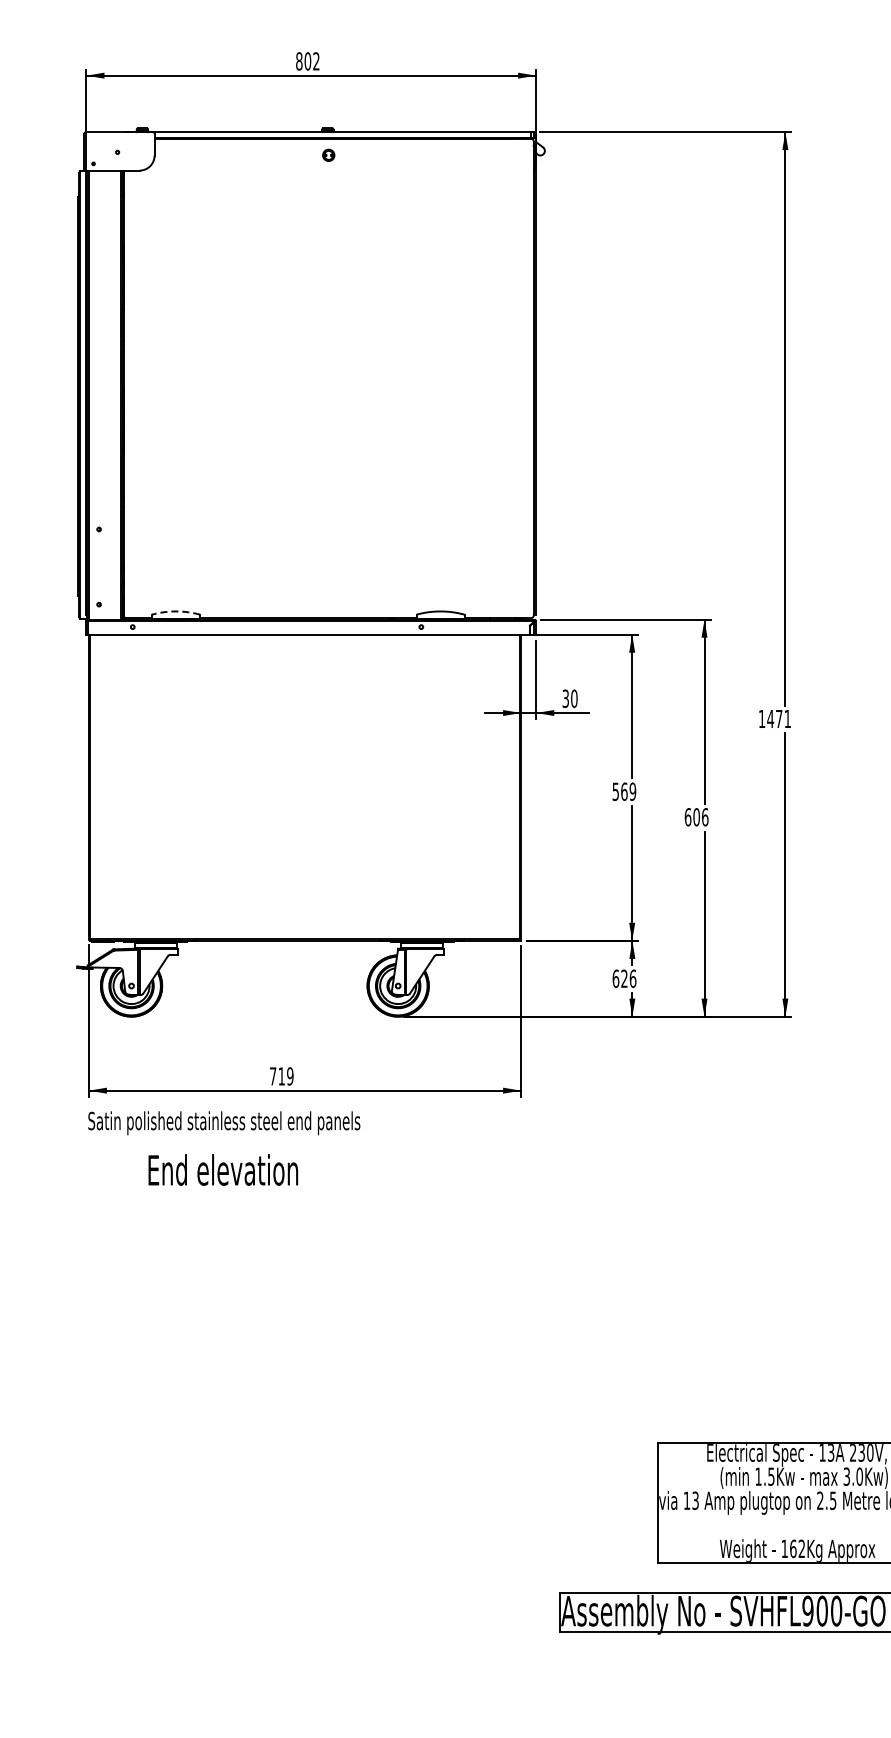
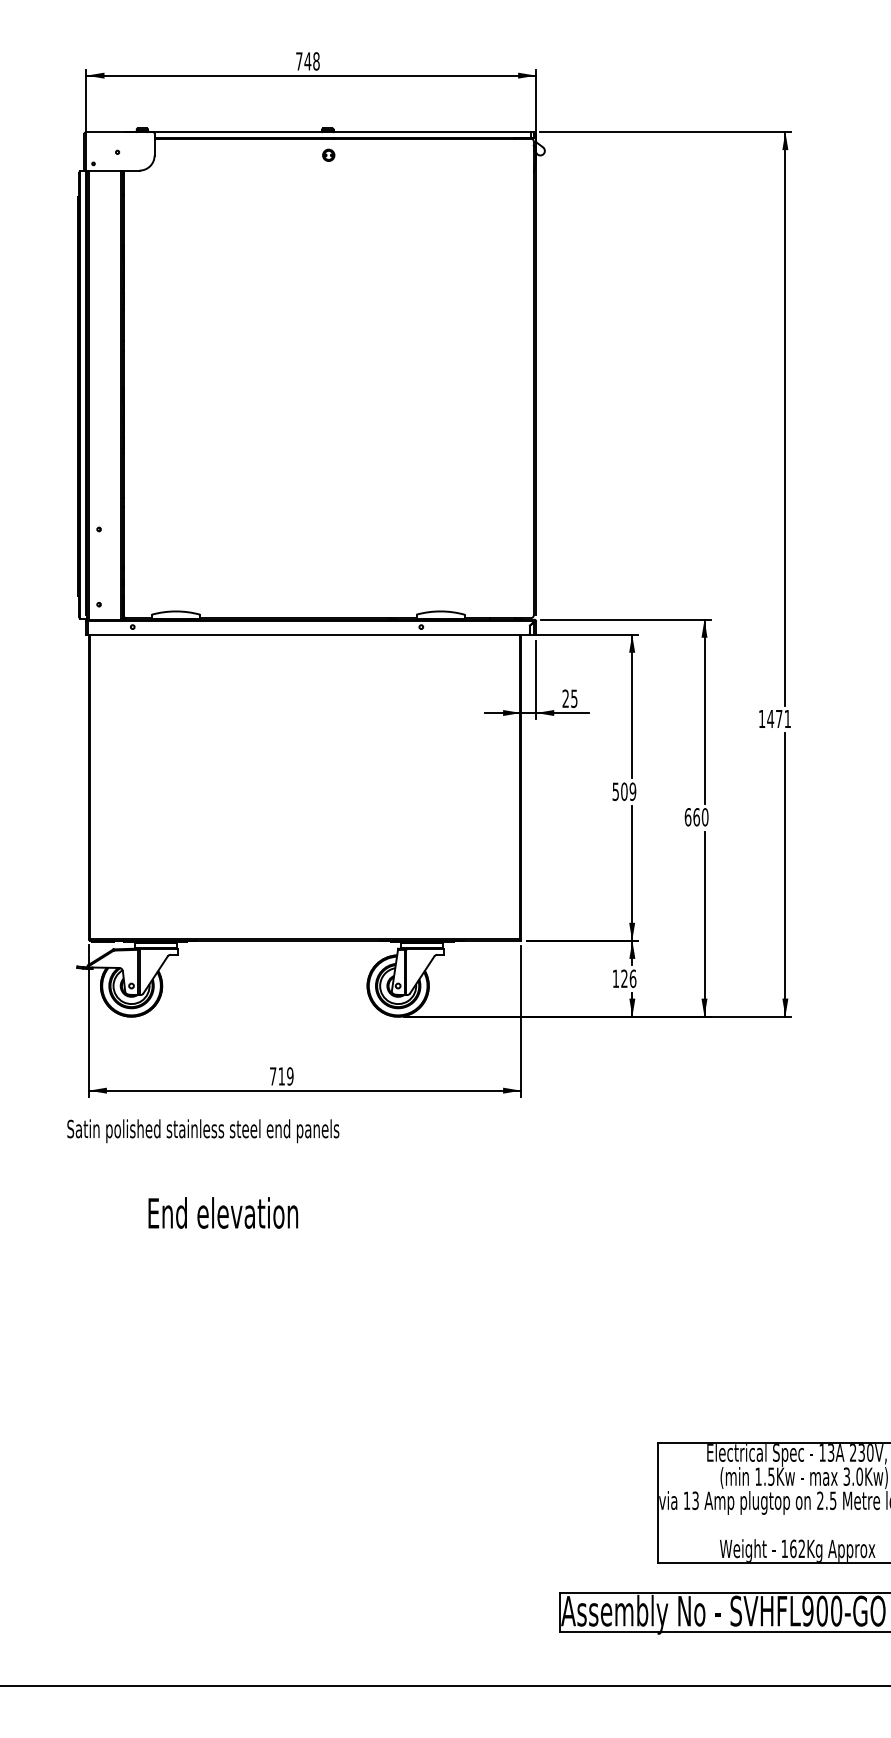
text: 802 -> 748 (307, 61)
arc: dashed -> solid (176, 611)
text: 30 -> 25 (569, 698)
text: 569 -> 509 (624, 791)
text: 606 -> 660 (700, 817)
text: 626 -> 126 (615, 978)
text position: (224, 1123) -> (203, 1131) (203, 1131)
text position: (223, 1169) -> (223, 1212) (223, 1212)
line: none -> present (444, 1685)
